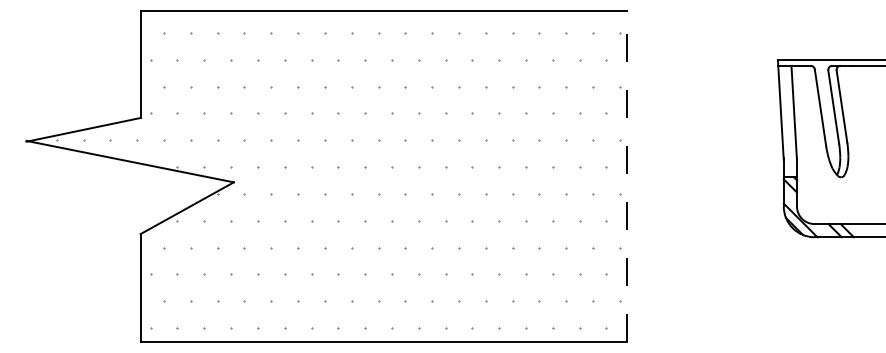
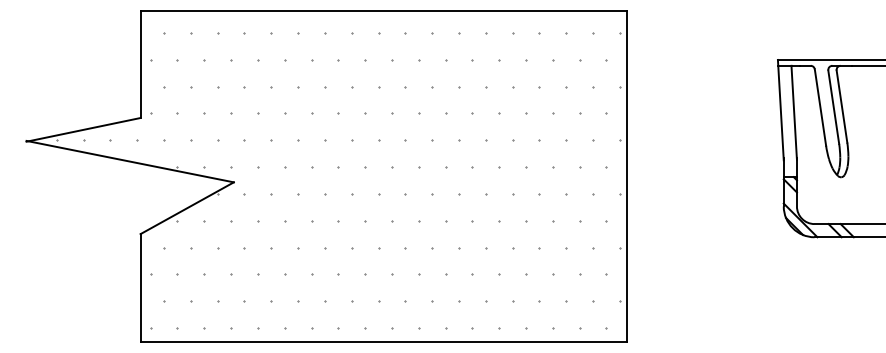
line: dashed -> solid (627, 176)
